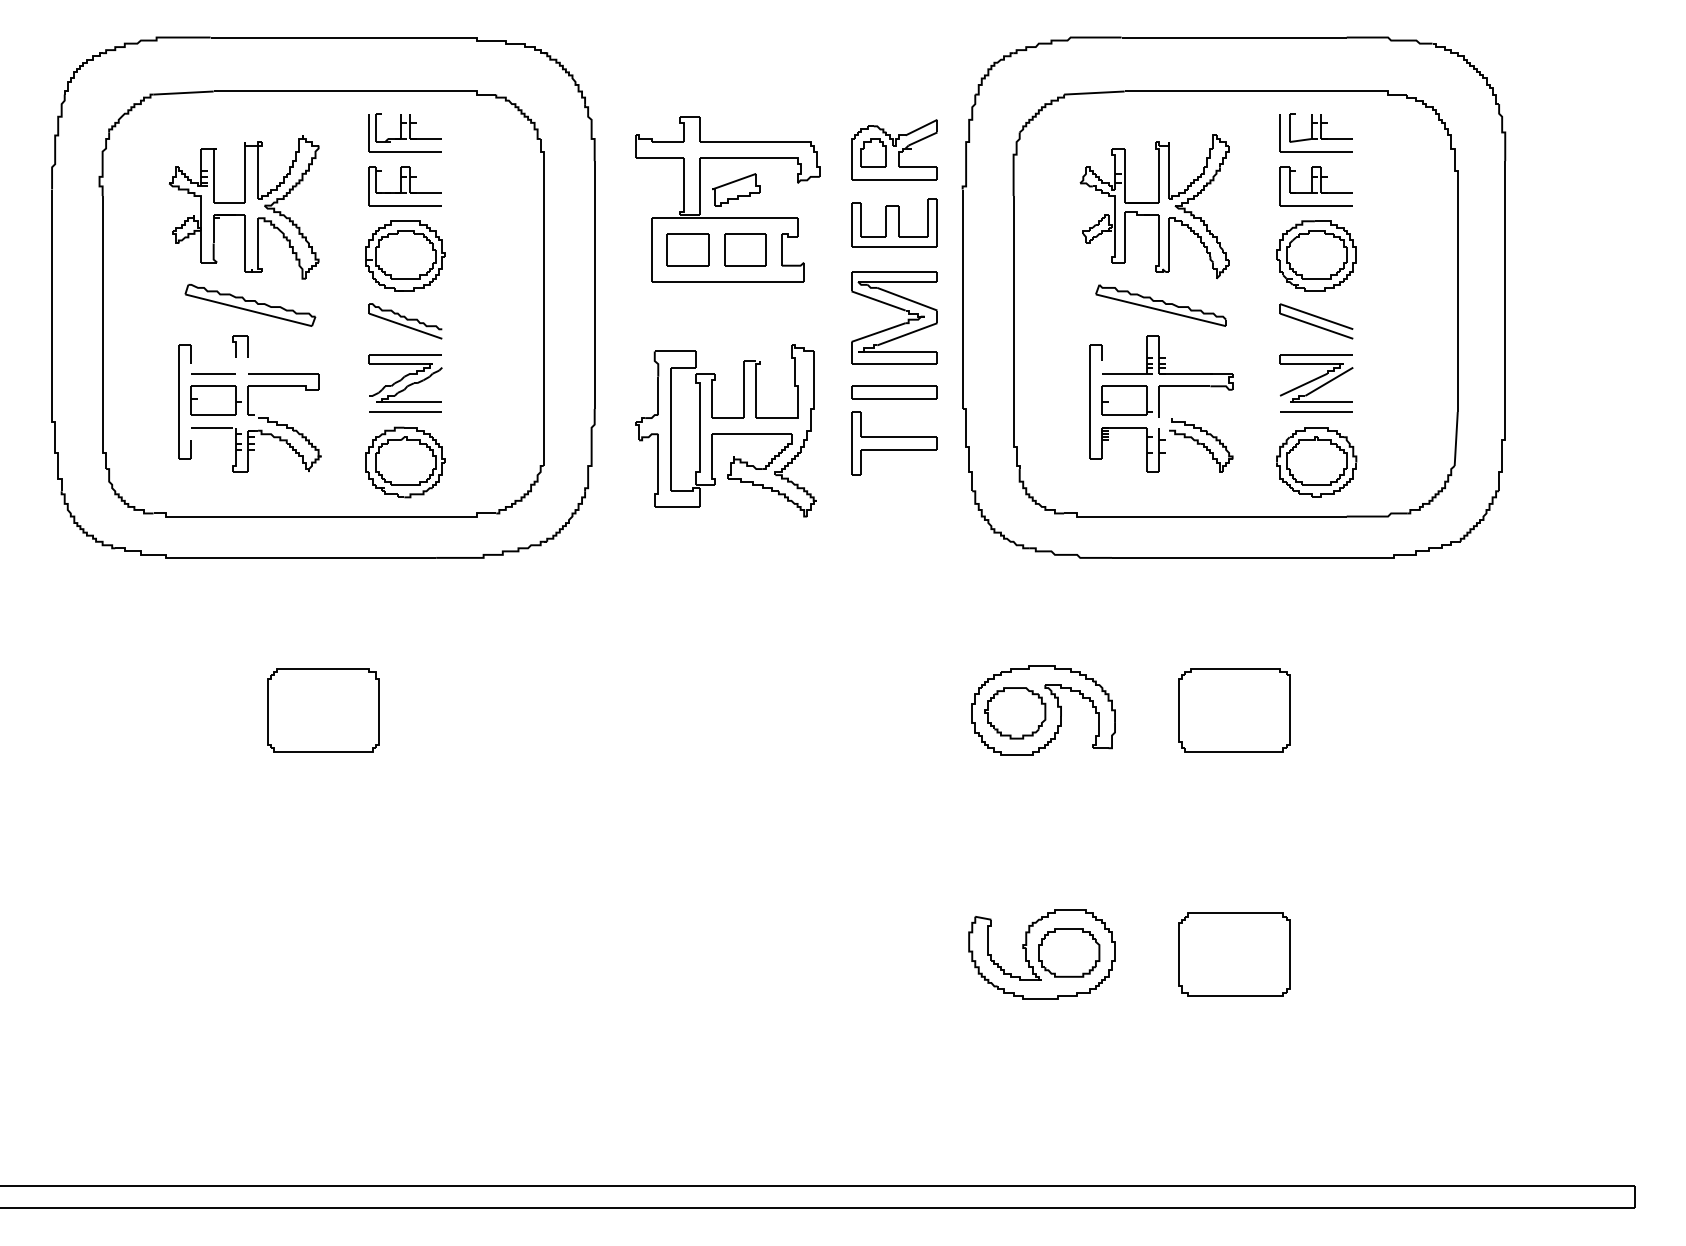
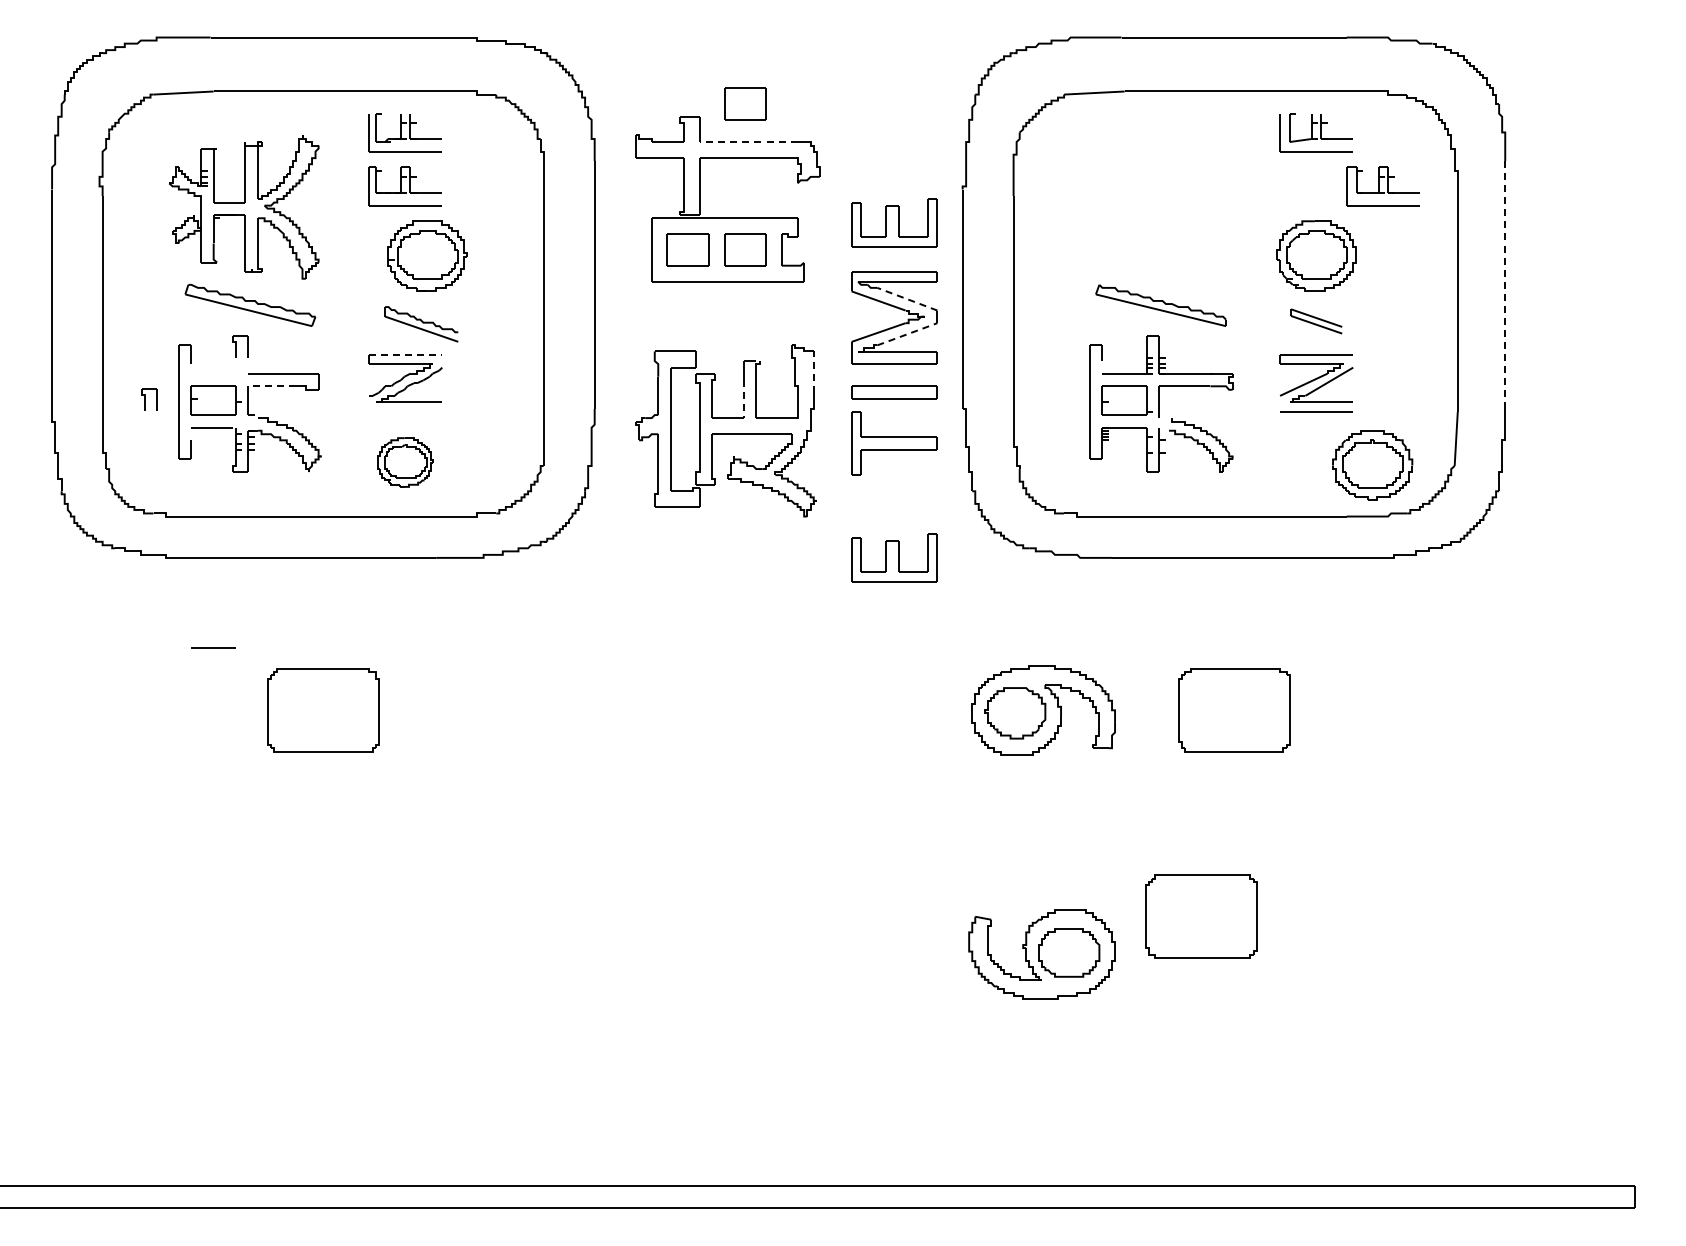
part: none -> present (745, 103)
line: solid -> dashed (748, 142)
part: present -> none (894, 149)
part position: (1315, 186) -> (1382, 186) (1382, 186)
part: present -> none (736, 189)
part: present -> none (1154, 206)
part position: (405, 255) -> (427, 255) (427, 255)
line: solid -> dashed (1505, 285)
line: solid -> dashed (906, 299)
part position: (405, 321) -> (421, 324) (421, 324)
part size: 75x37 px -> 53x27 px (1316, 321)
line: solid -> dashed (907, 334)
line: solid -> dashed (405, 354)
line: solid -> dashed (813, 372)
line position: (213, 373) -> (213, 647) (213, 647)
line: solid -> dashed (272, 386)
part: none -> present (149, 399)
line: solid -> dashed (743, 399)
line: present -> none (405, 411)
part size: 81x73 px -> 57x51 px (405, 462)
part position: (1316, 462) -> (1372, 465) (1372, 465)
part: none -> present (894, 557)
part position: (1234, 954) -> (1201, 916) (1201, 916)
